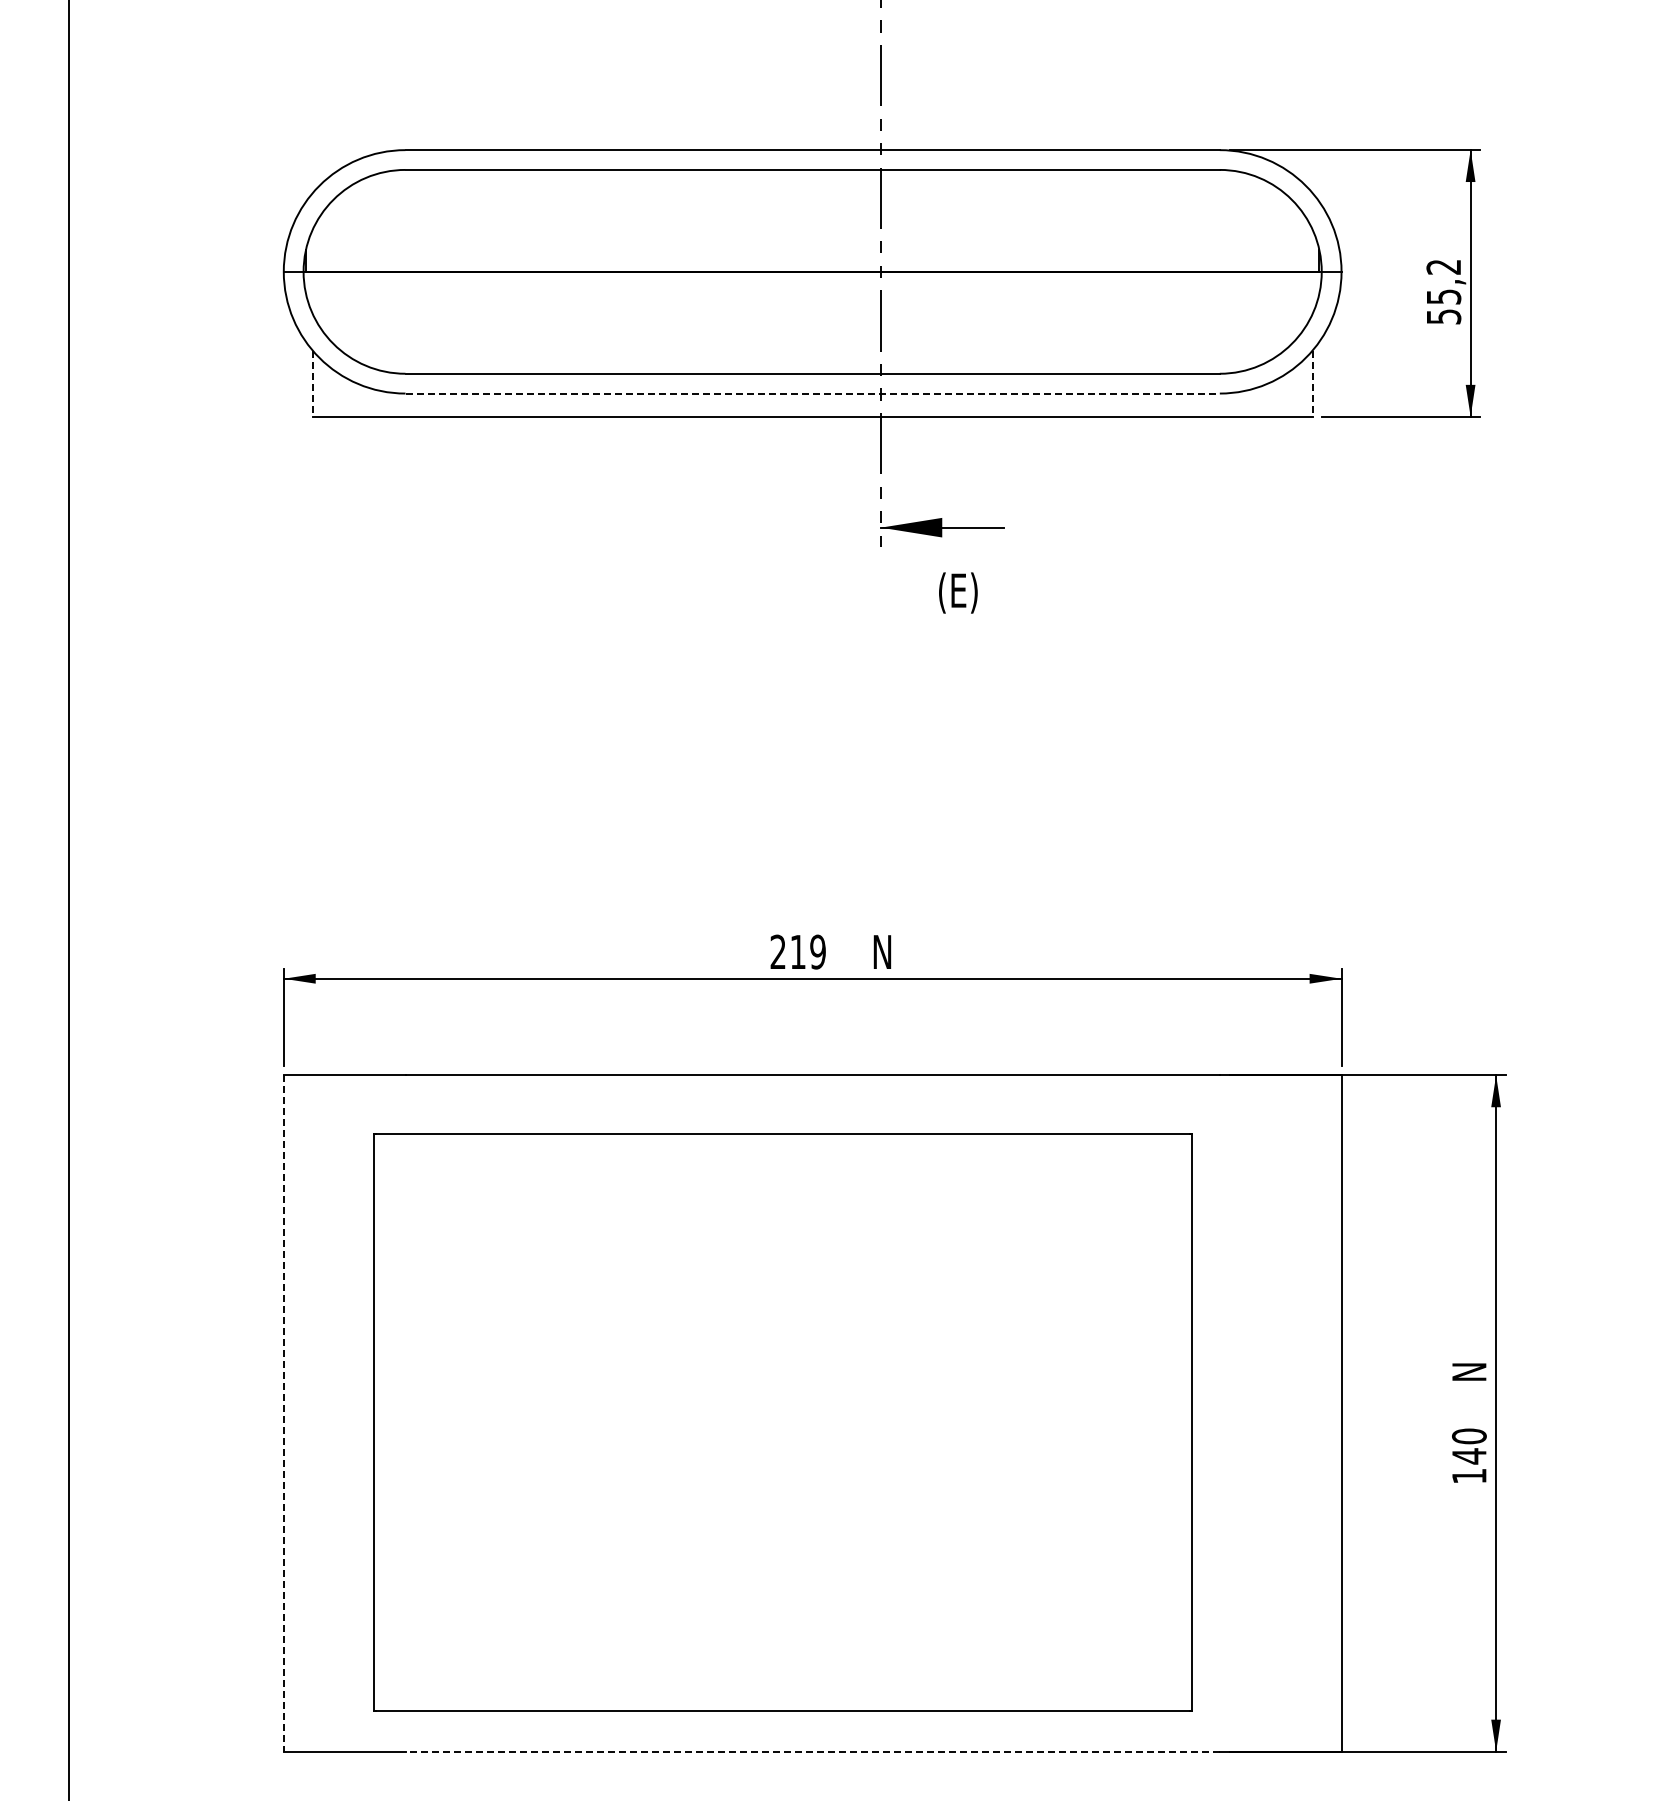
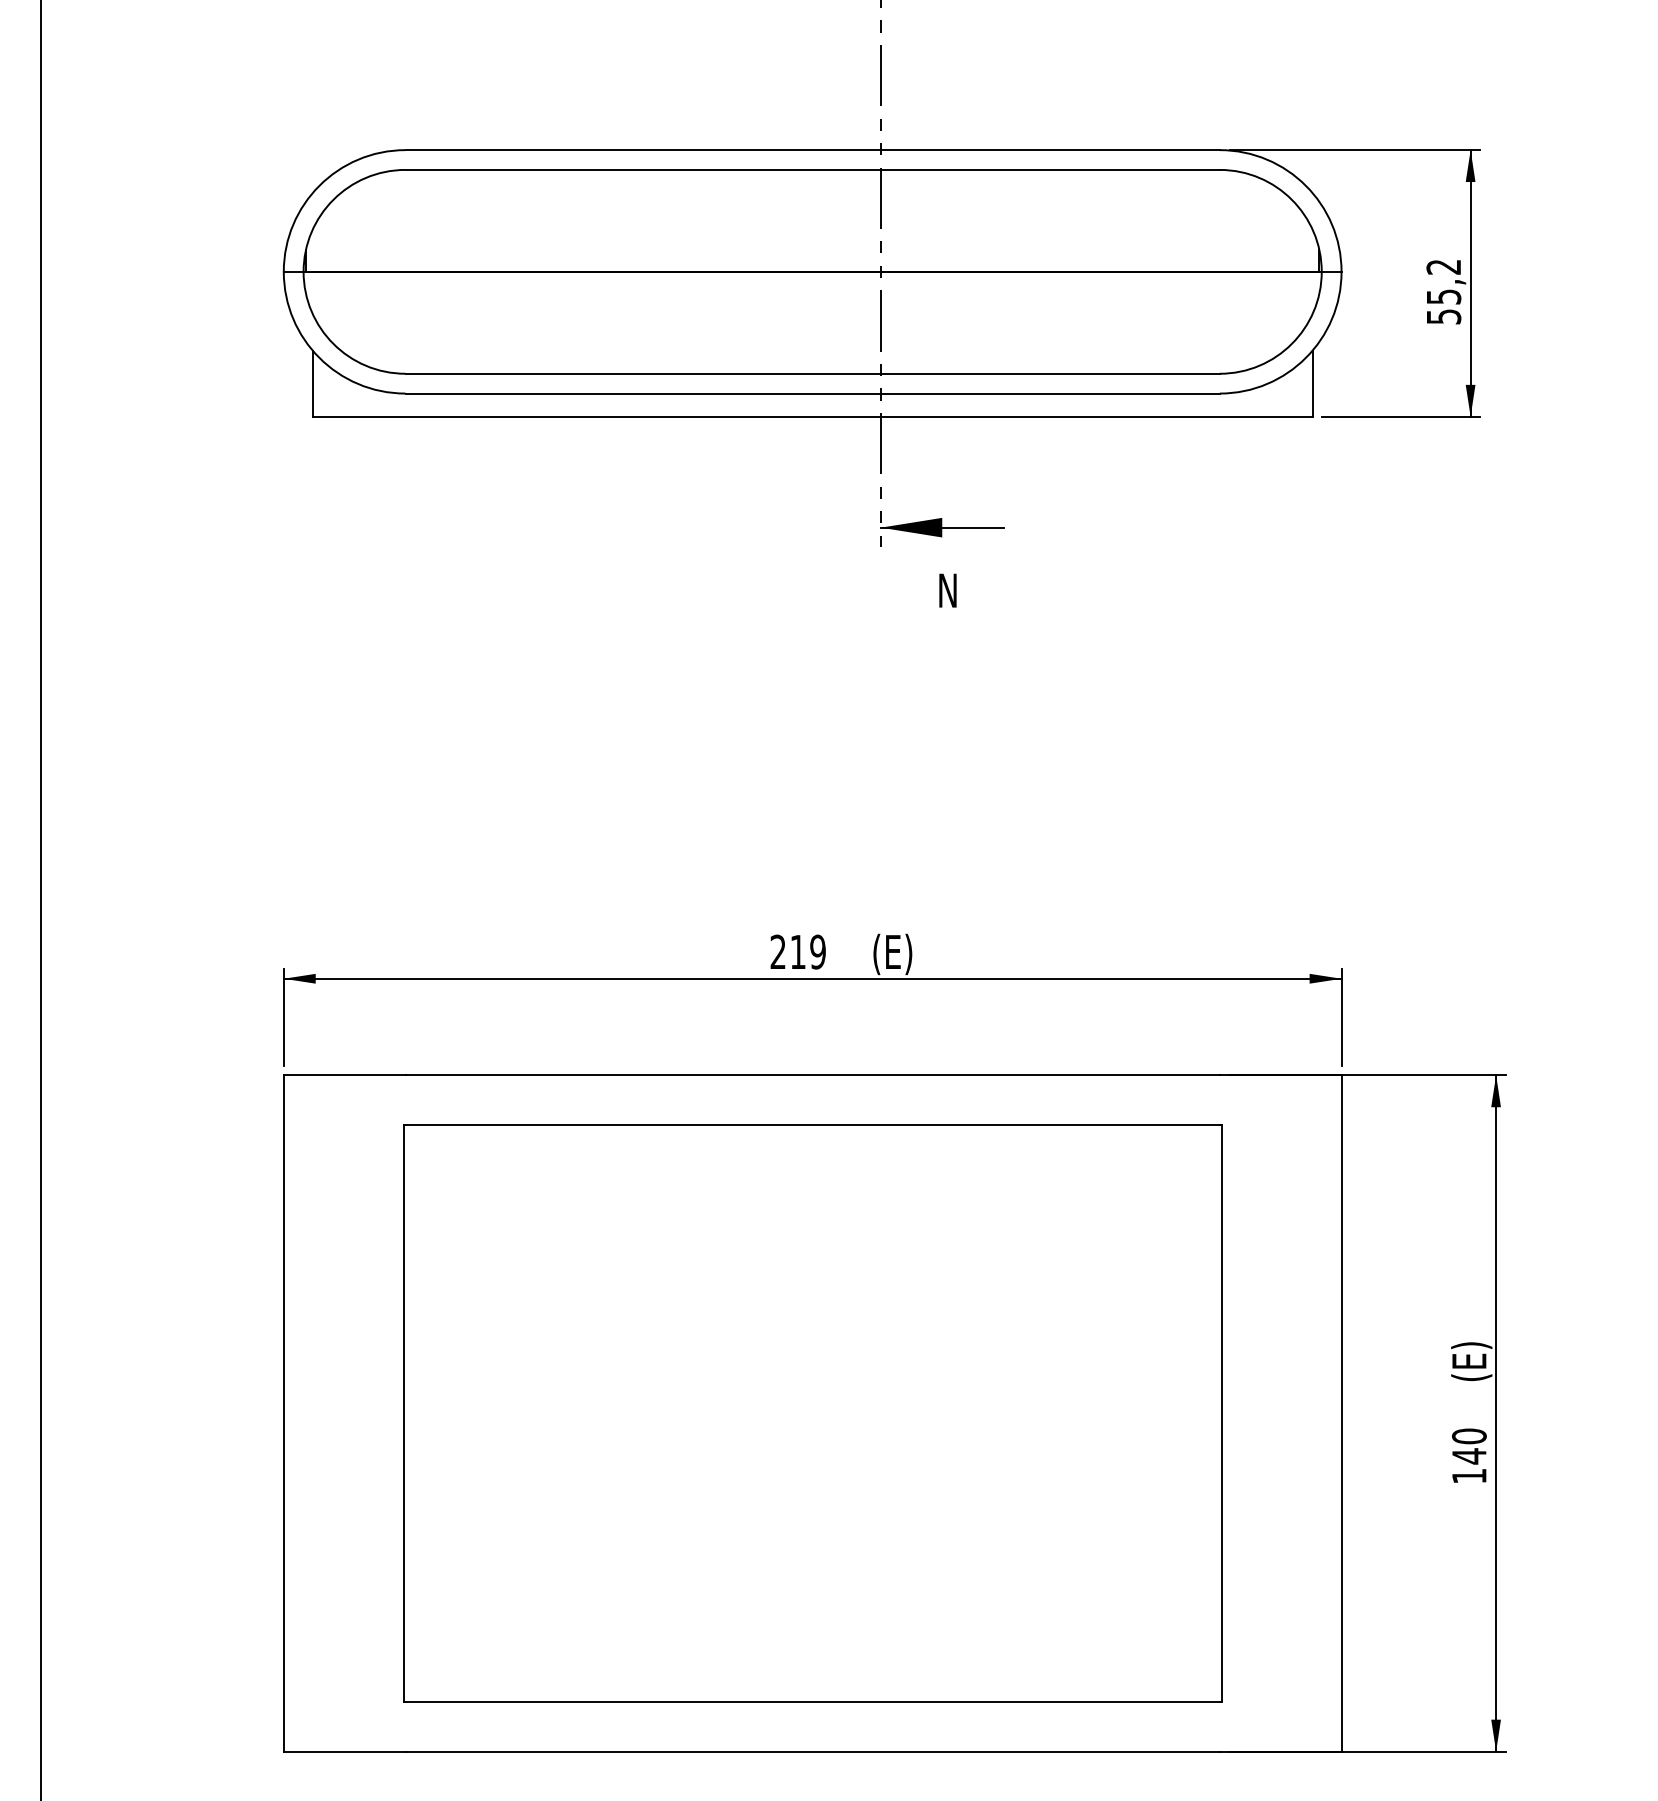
line: dashed -> solid (312, 384)
line: dashed -> solid (1312, 384)
line: dashed -> solid (813, 393)
text: (E) -> N (958, 592)
line position: (68, 899) -> (40, 899) (40, 899)
text: N -> (E) (892, 954)
text: N -> (E) (1471, 1361)
line: dashed -> solid (283, 1413)
part position: (782, 1422) -> (812, 1413) (812, 1413)
line: dashed -> solid (812, 1751)
